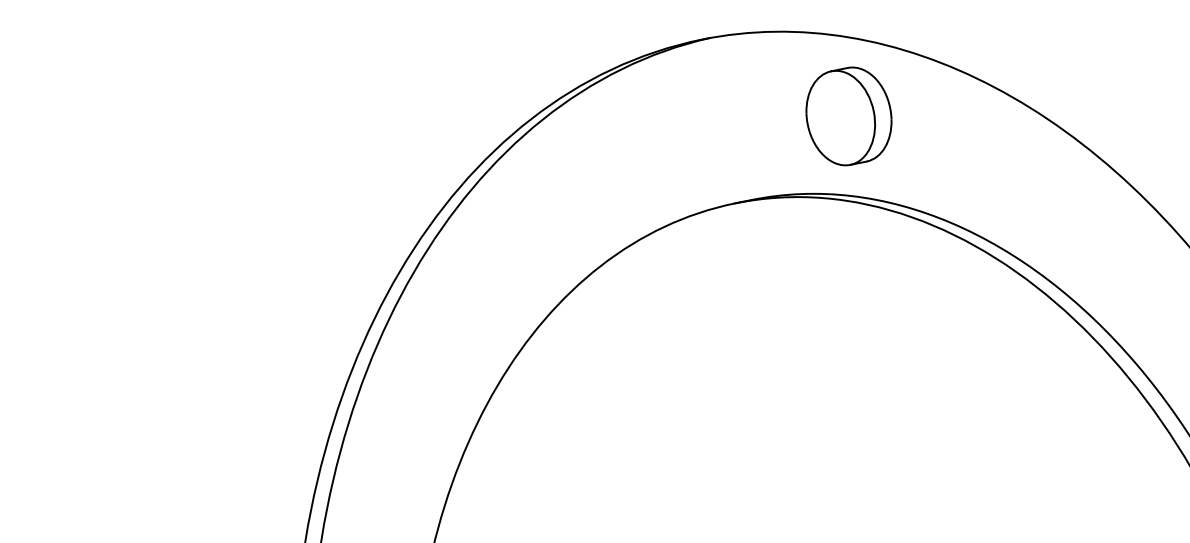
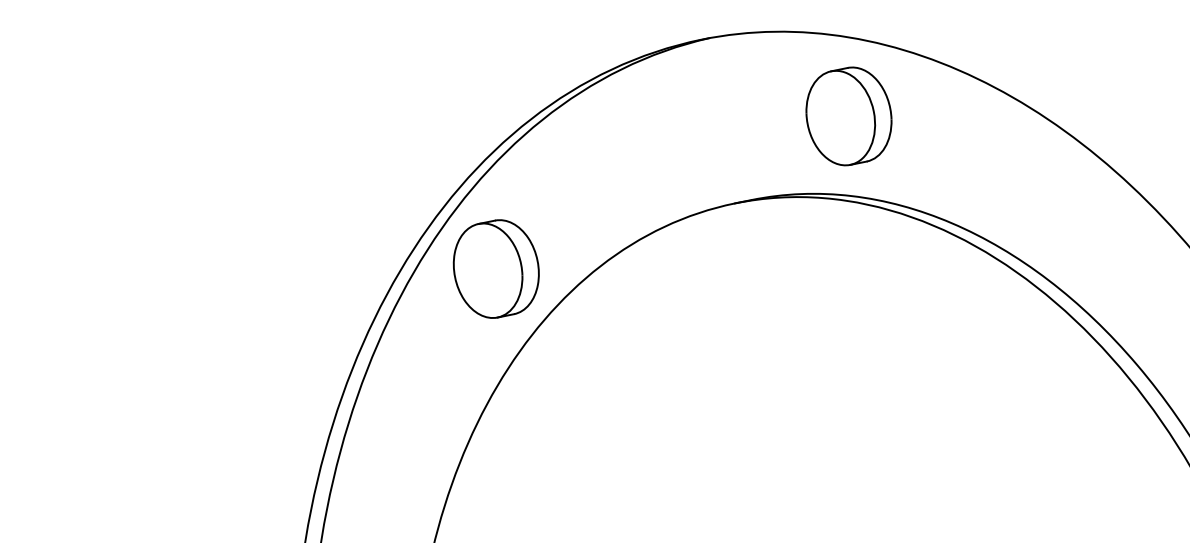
part: none -> present (495, 268)
